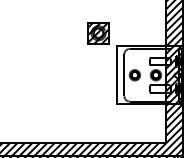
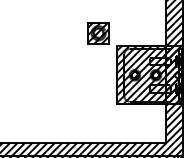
hatch: none -> present (149, 75)
